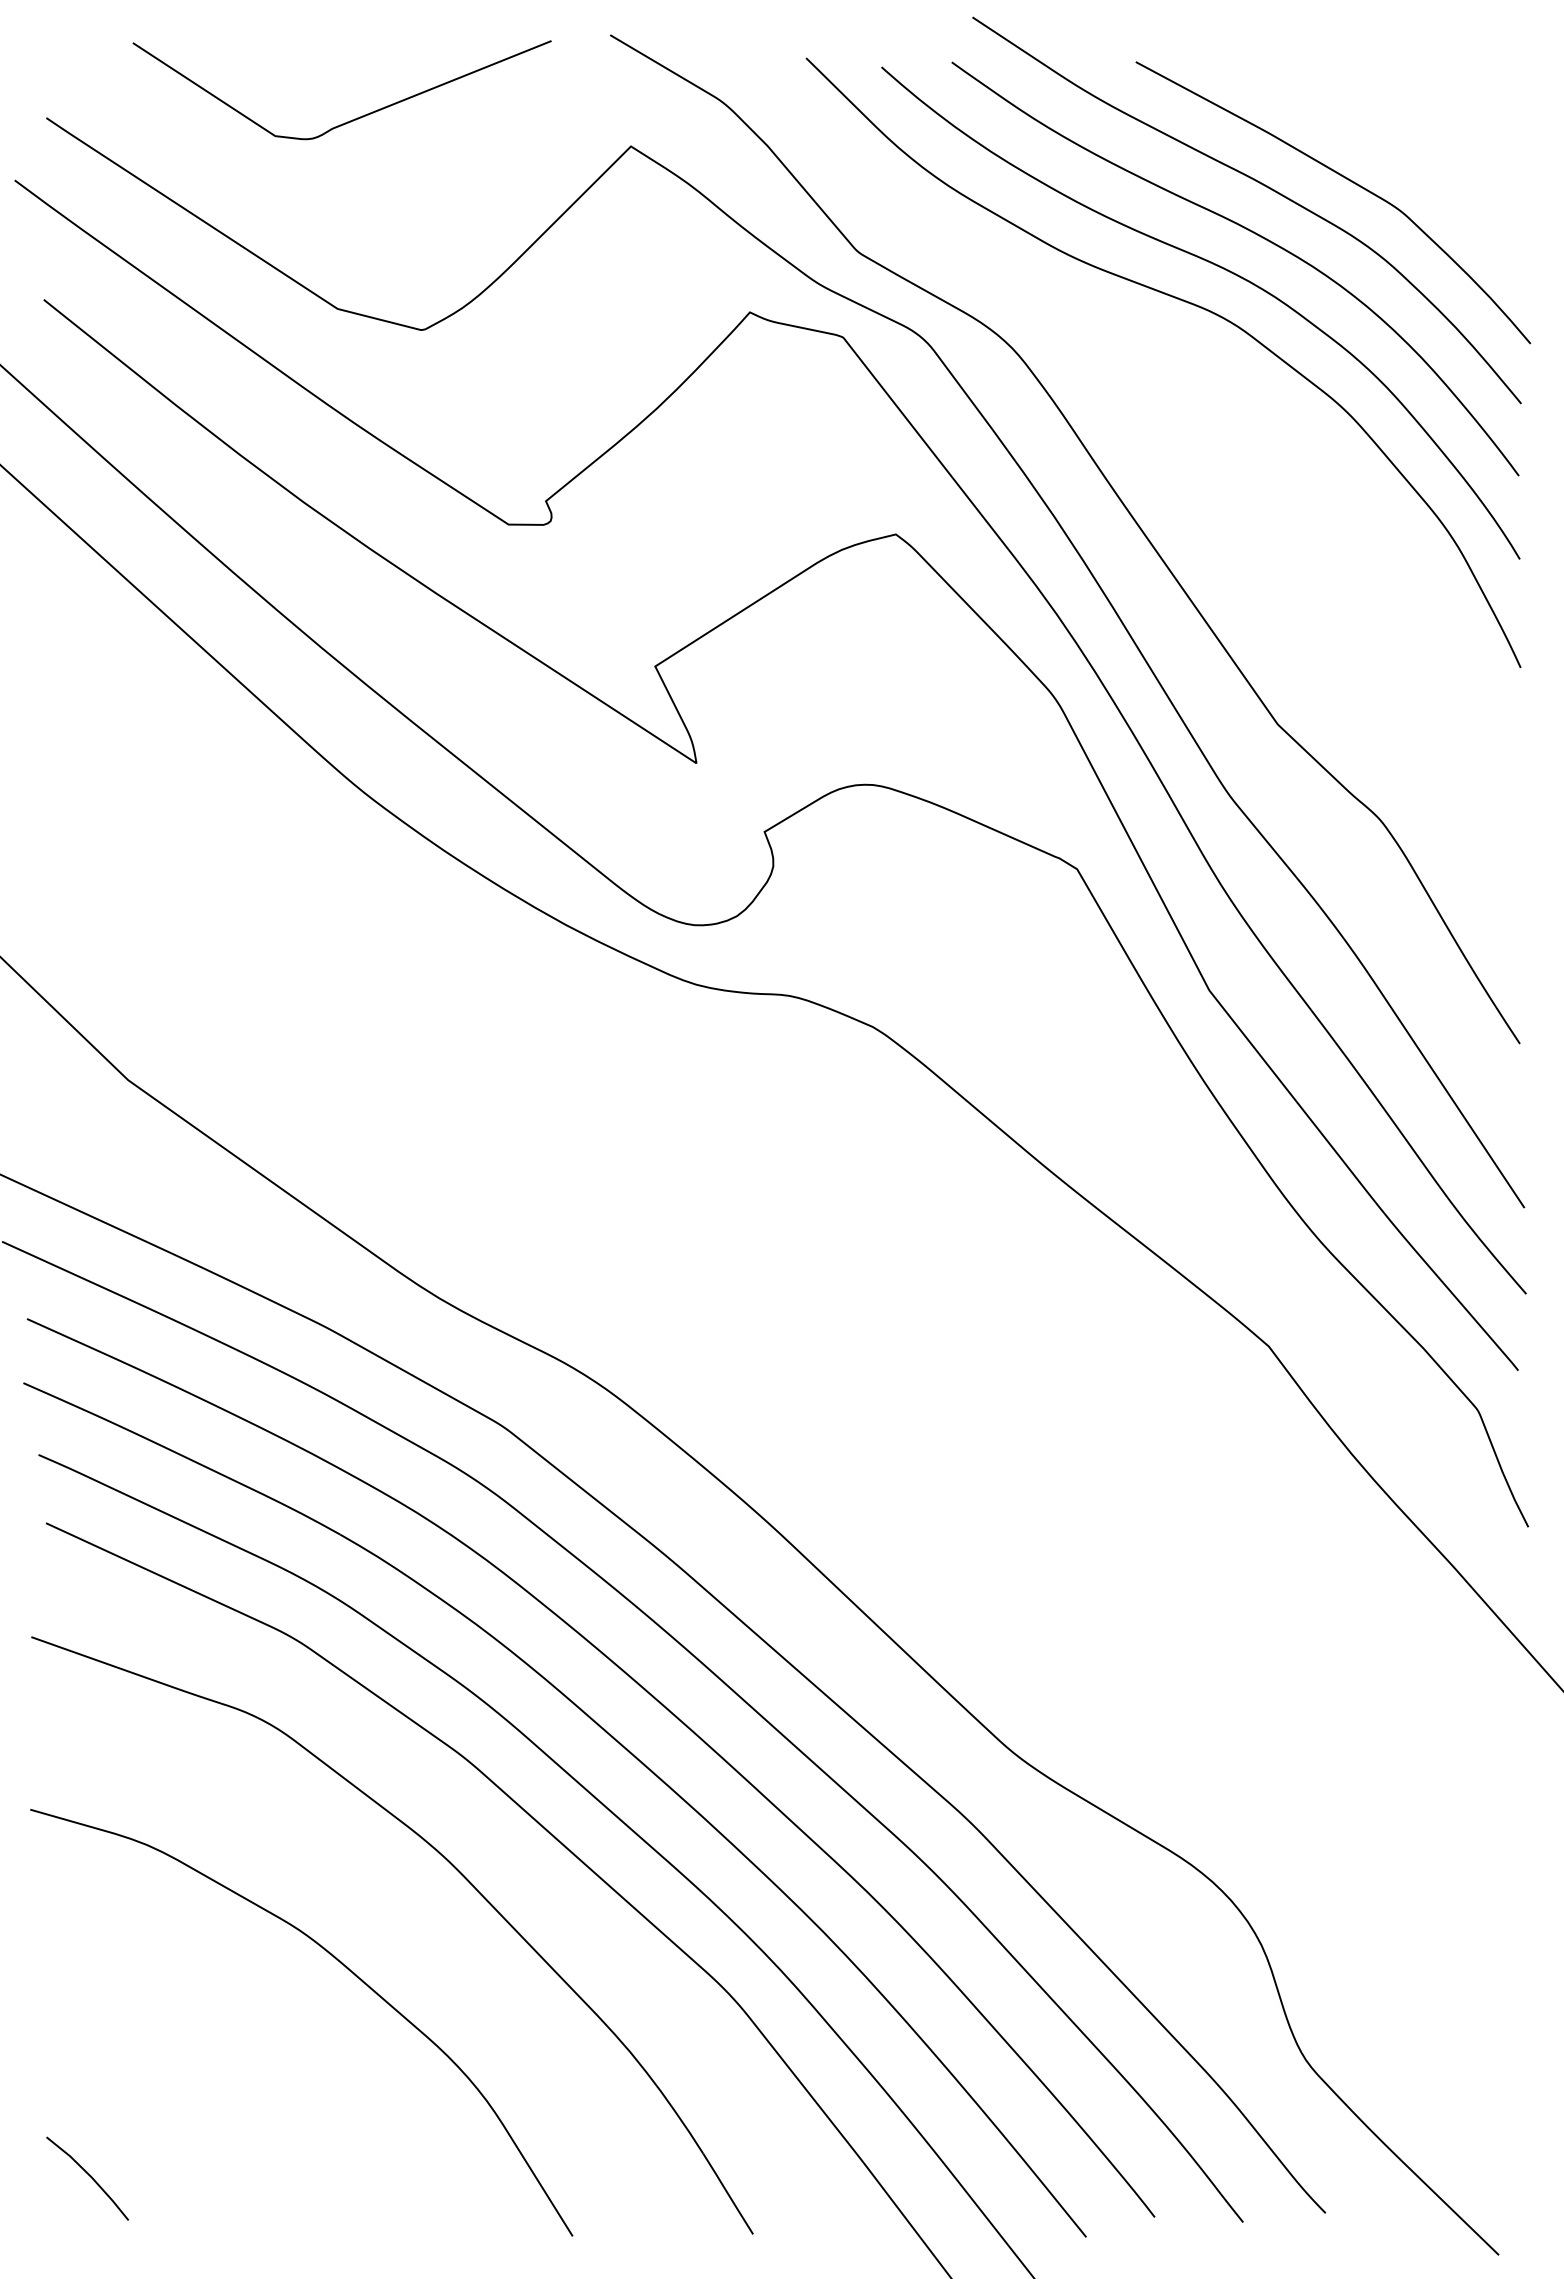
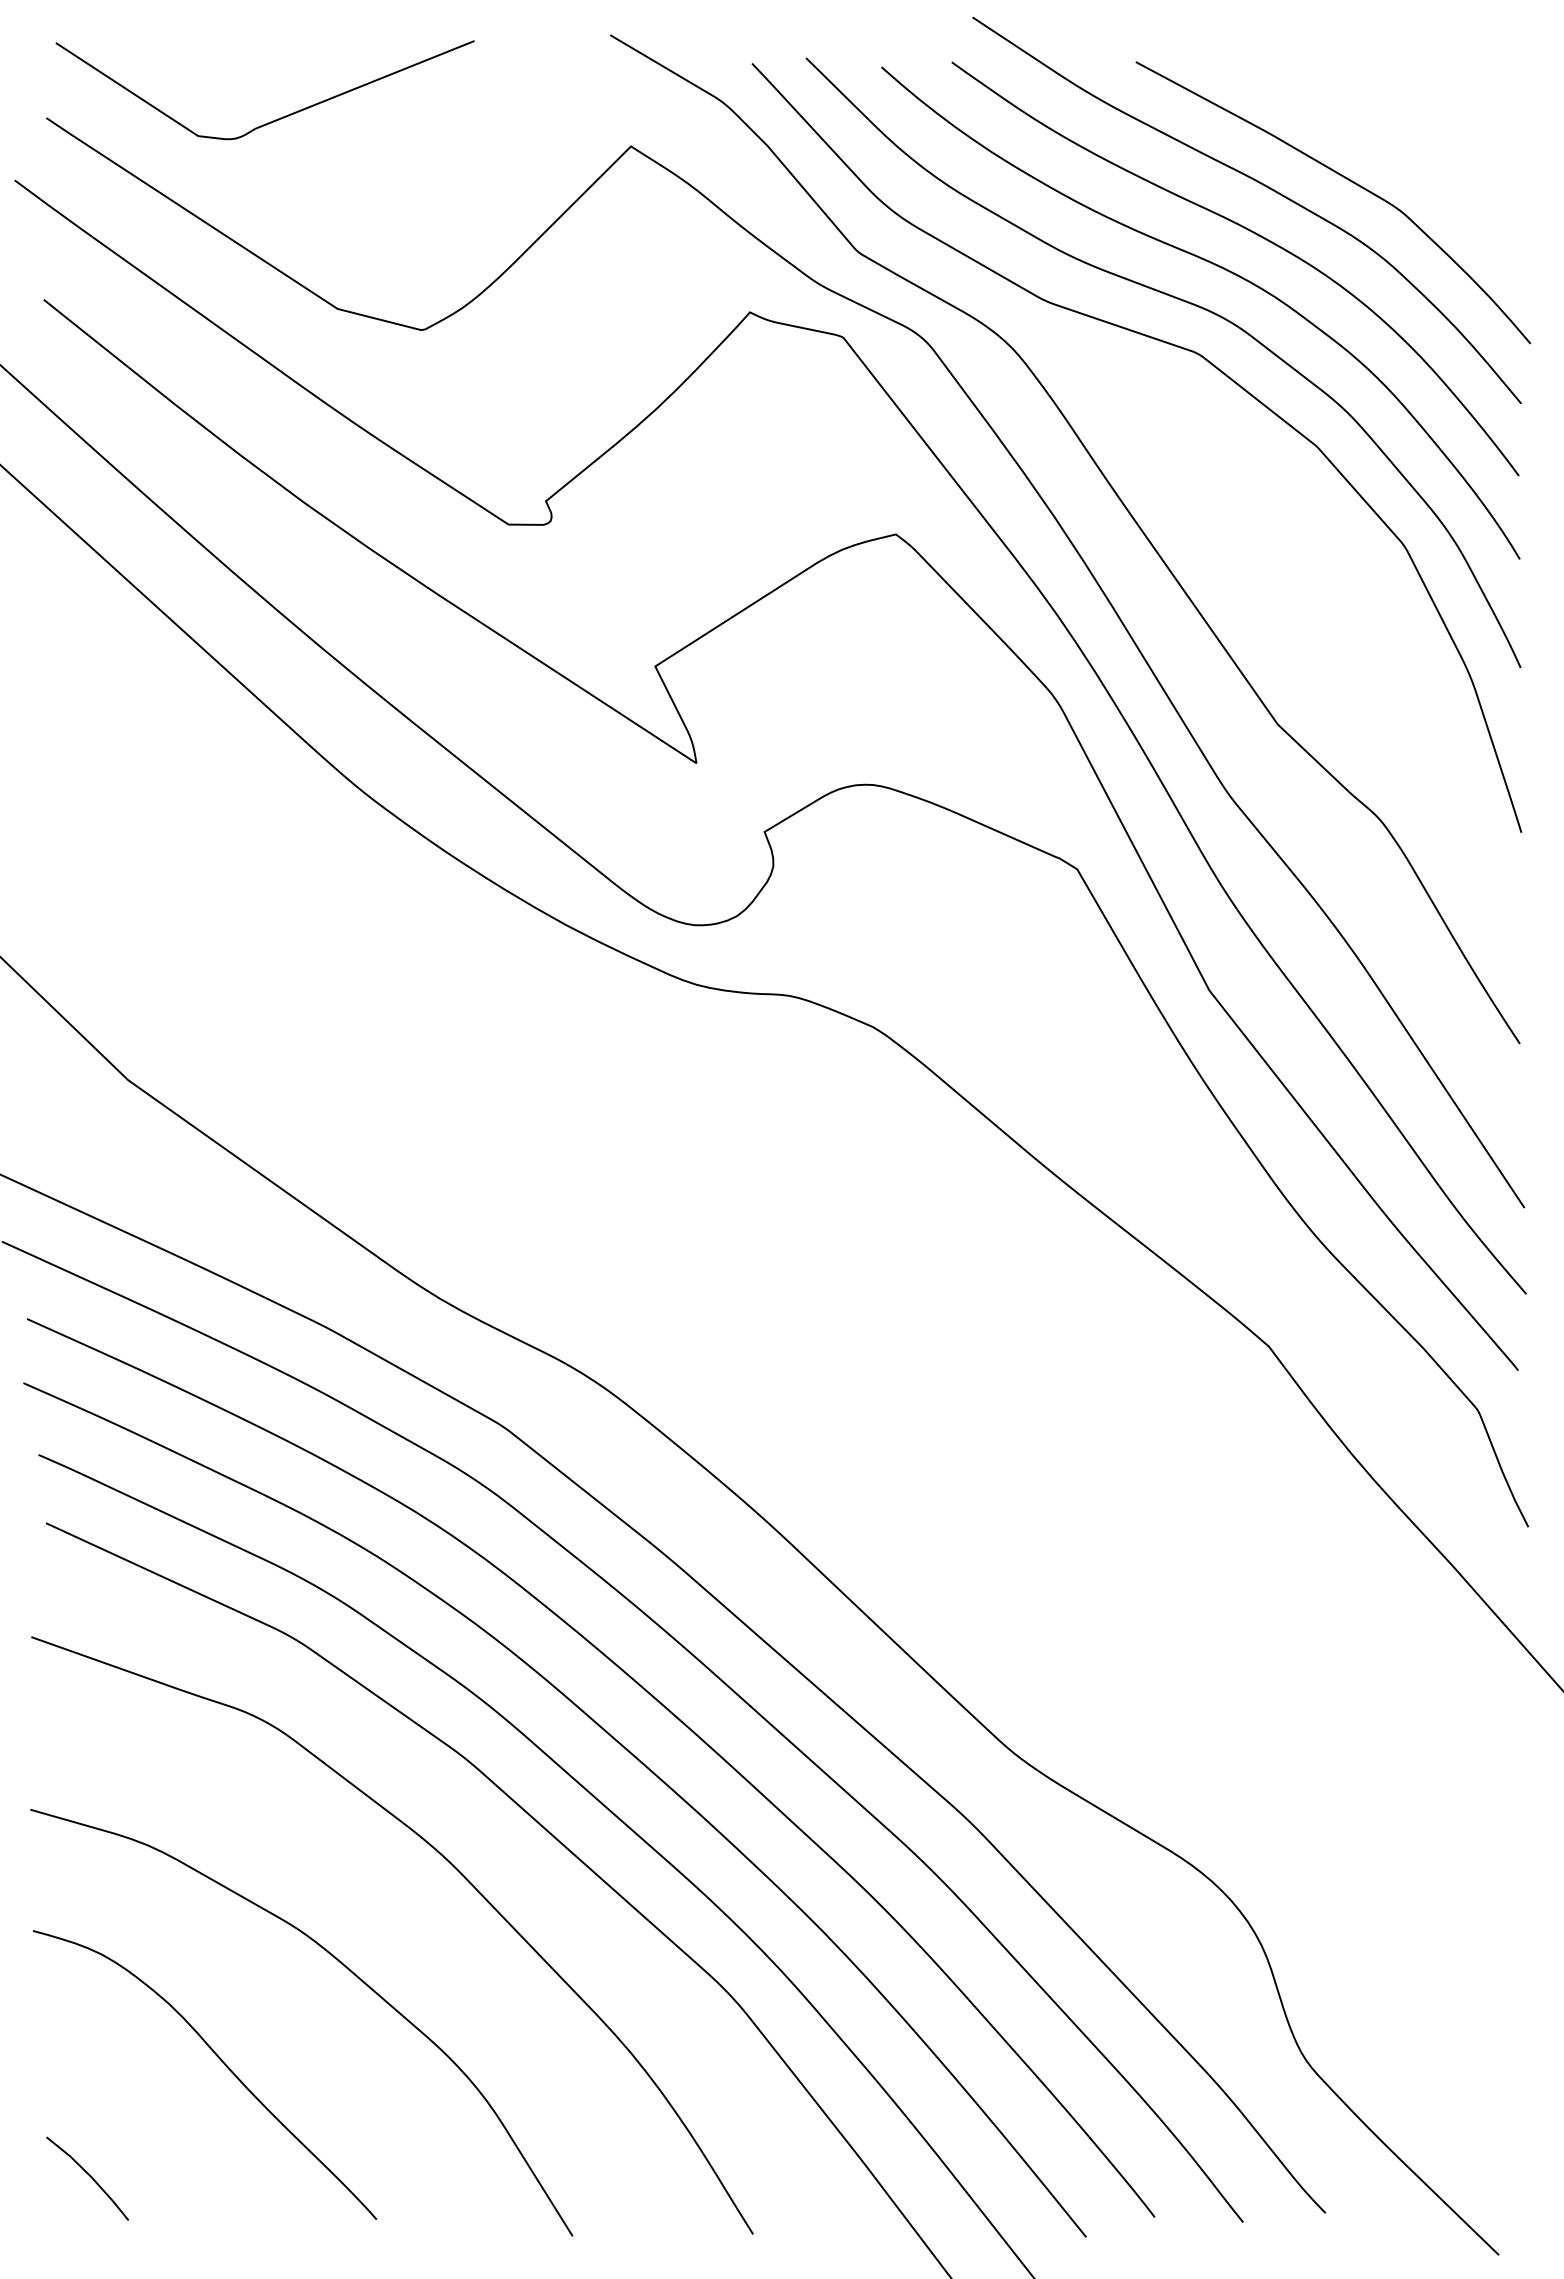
curve position: (354, 118) -> (277, 118) (277, 118)
curve: none -> present (1171, 345)
curve: none -> present (219, 2059)
